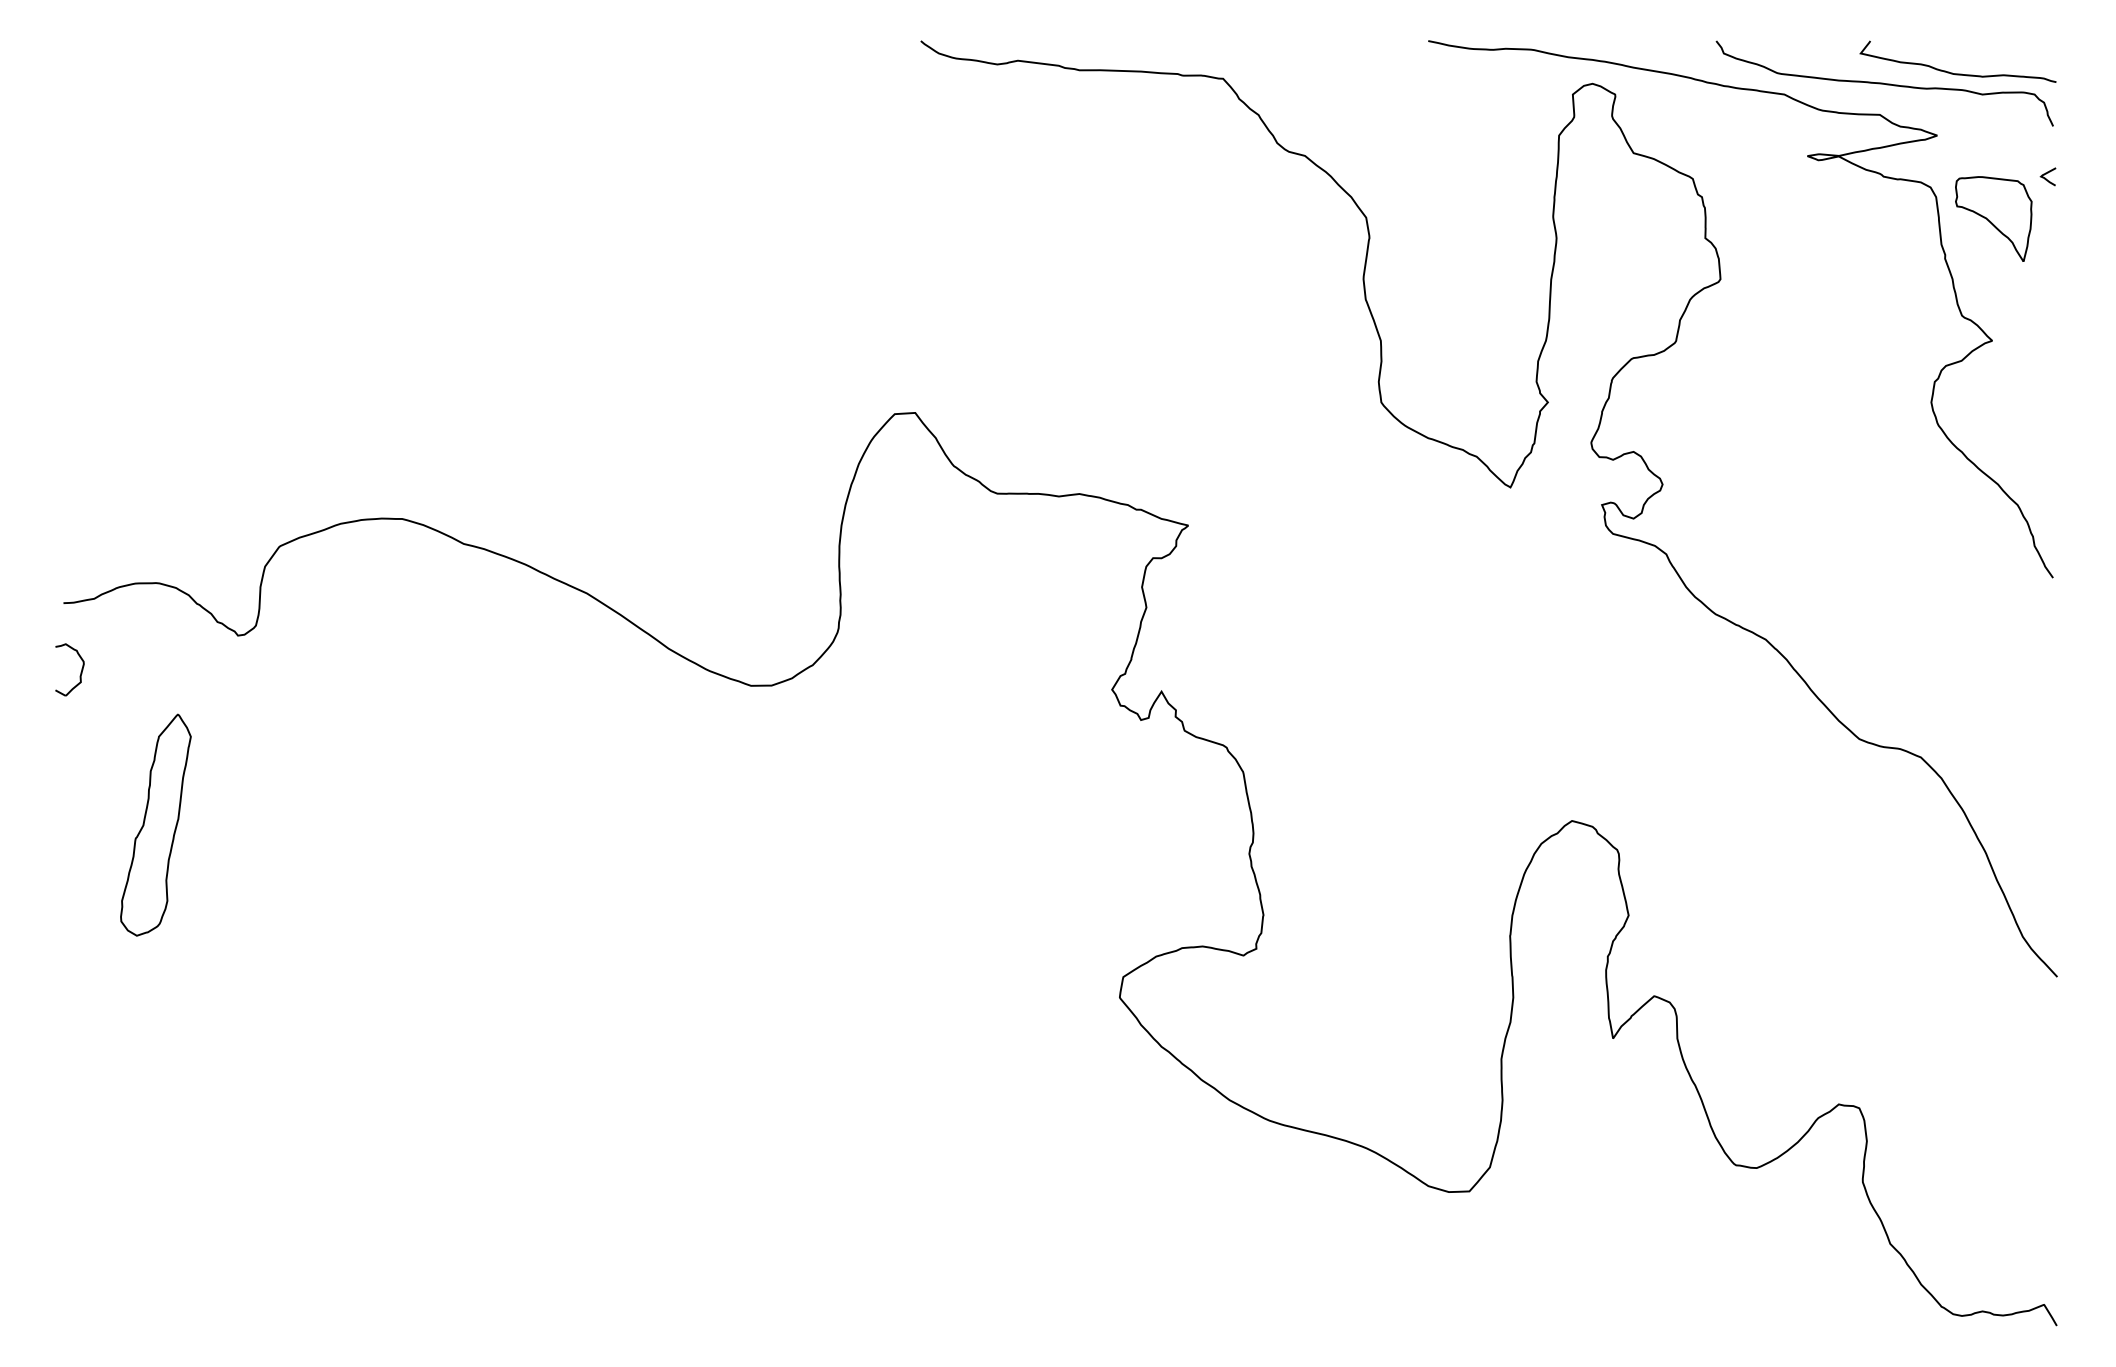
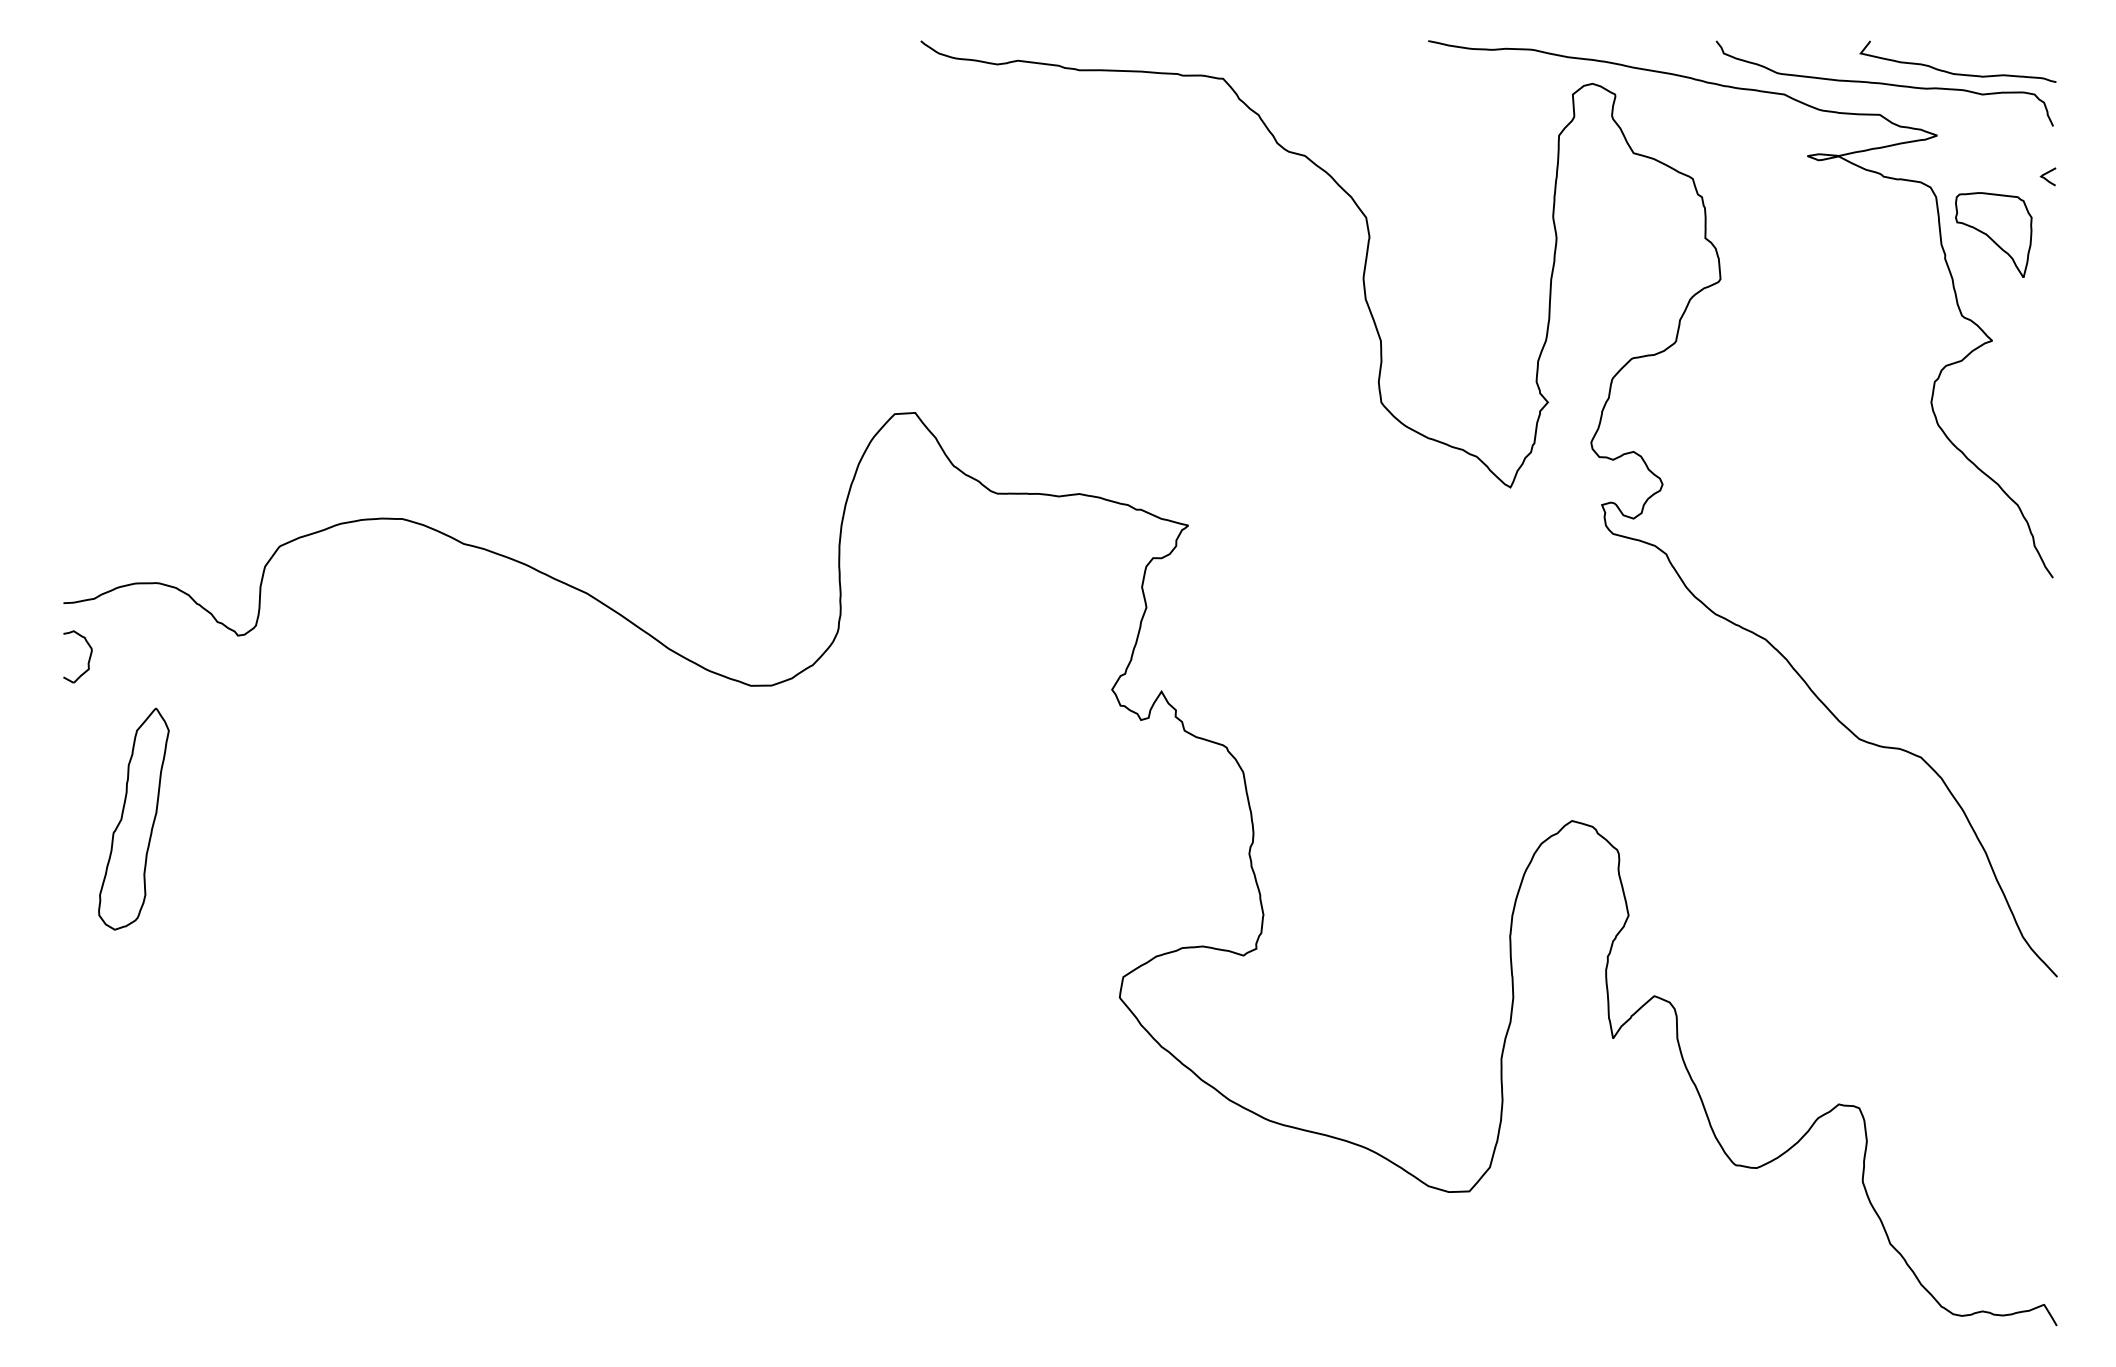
part position: (1993, 218) -> (1993, 234) (1993, 234)
part position: (80, 672) -> (88, 659) (88, 659)
part position: (155, 824) -> (133, 818) (133, 818)
